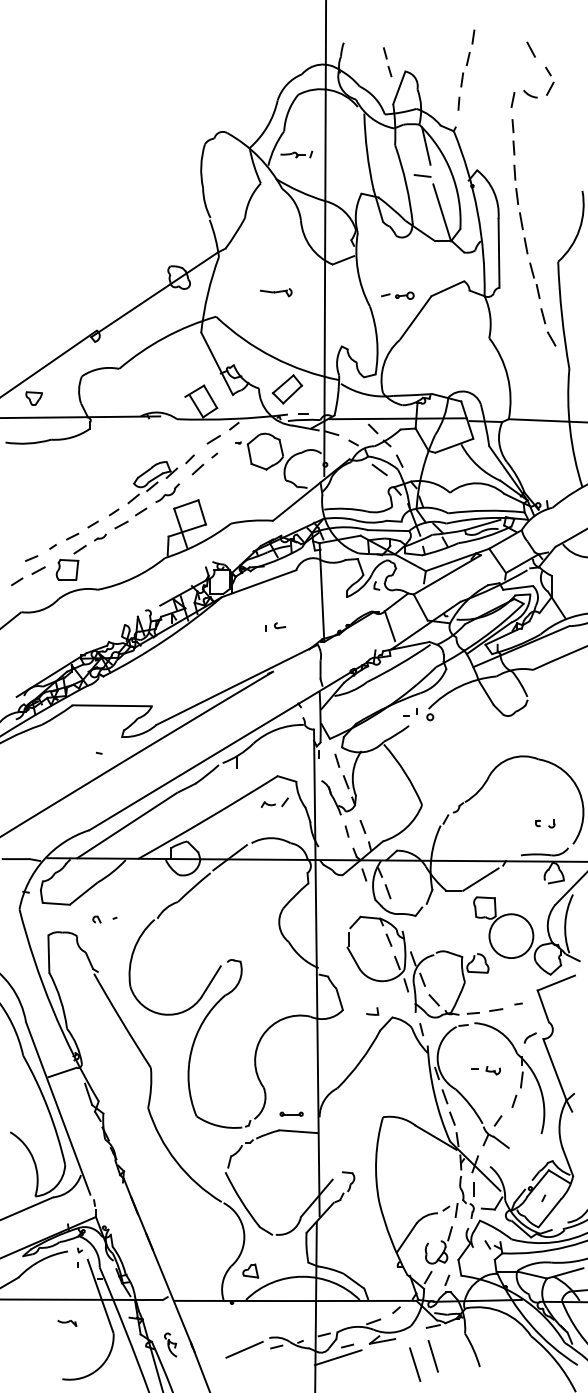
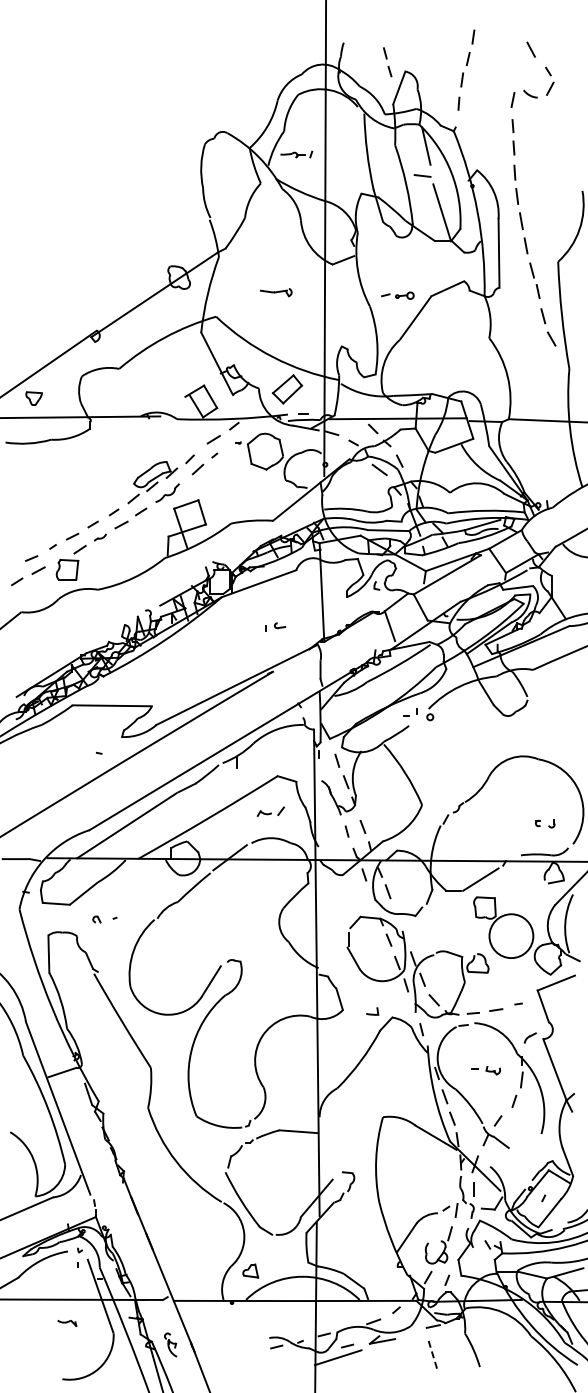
part position: (274, 802) -> (270, 811) (270, 811)
part: present -> none (291, 1113)
line: present -> none (244, 1349)
line: solid -> dashed (433, 1356)
line: present -> none (415, 1364)
